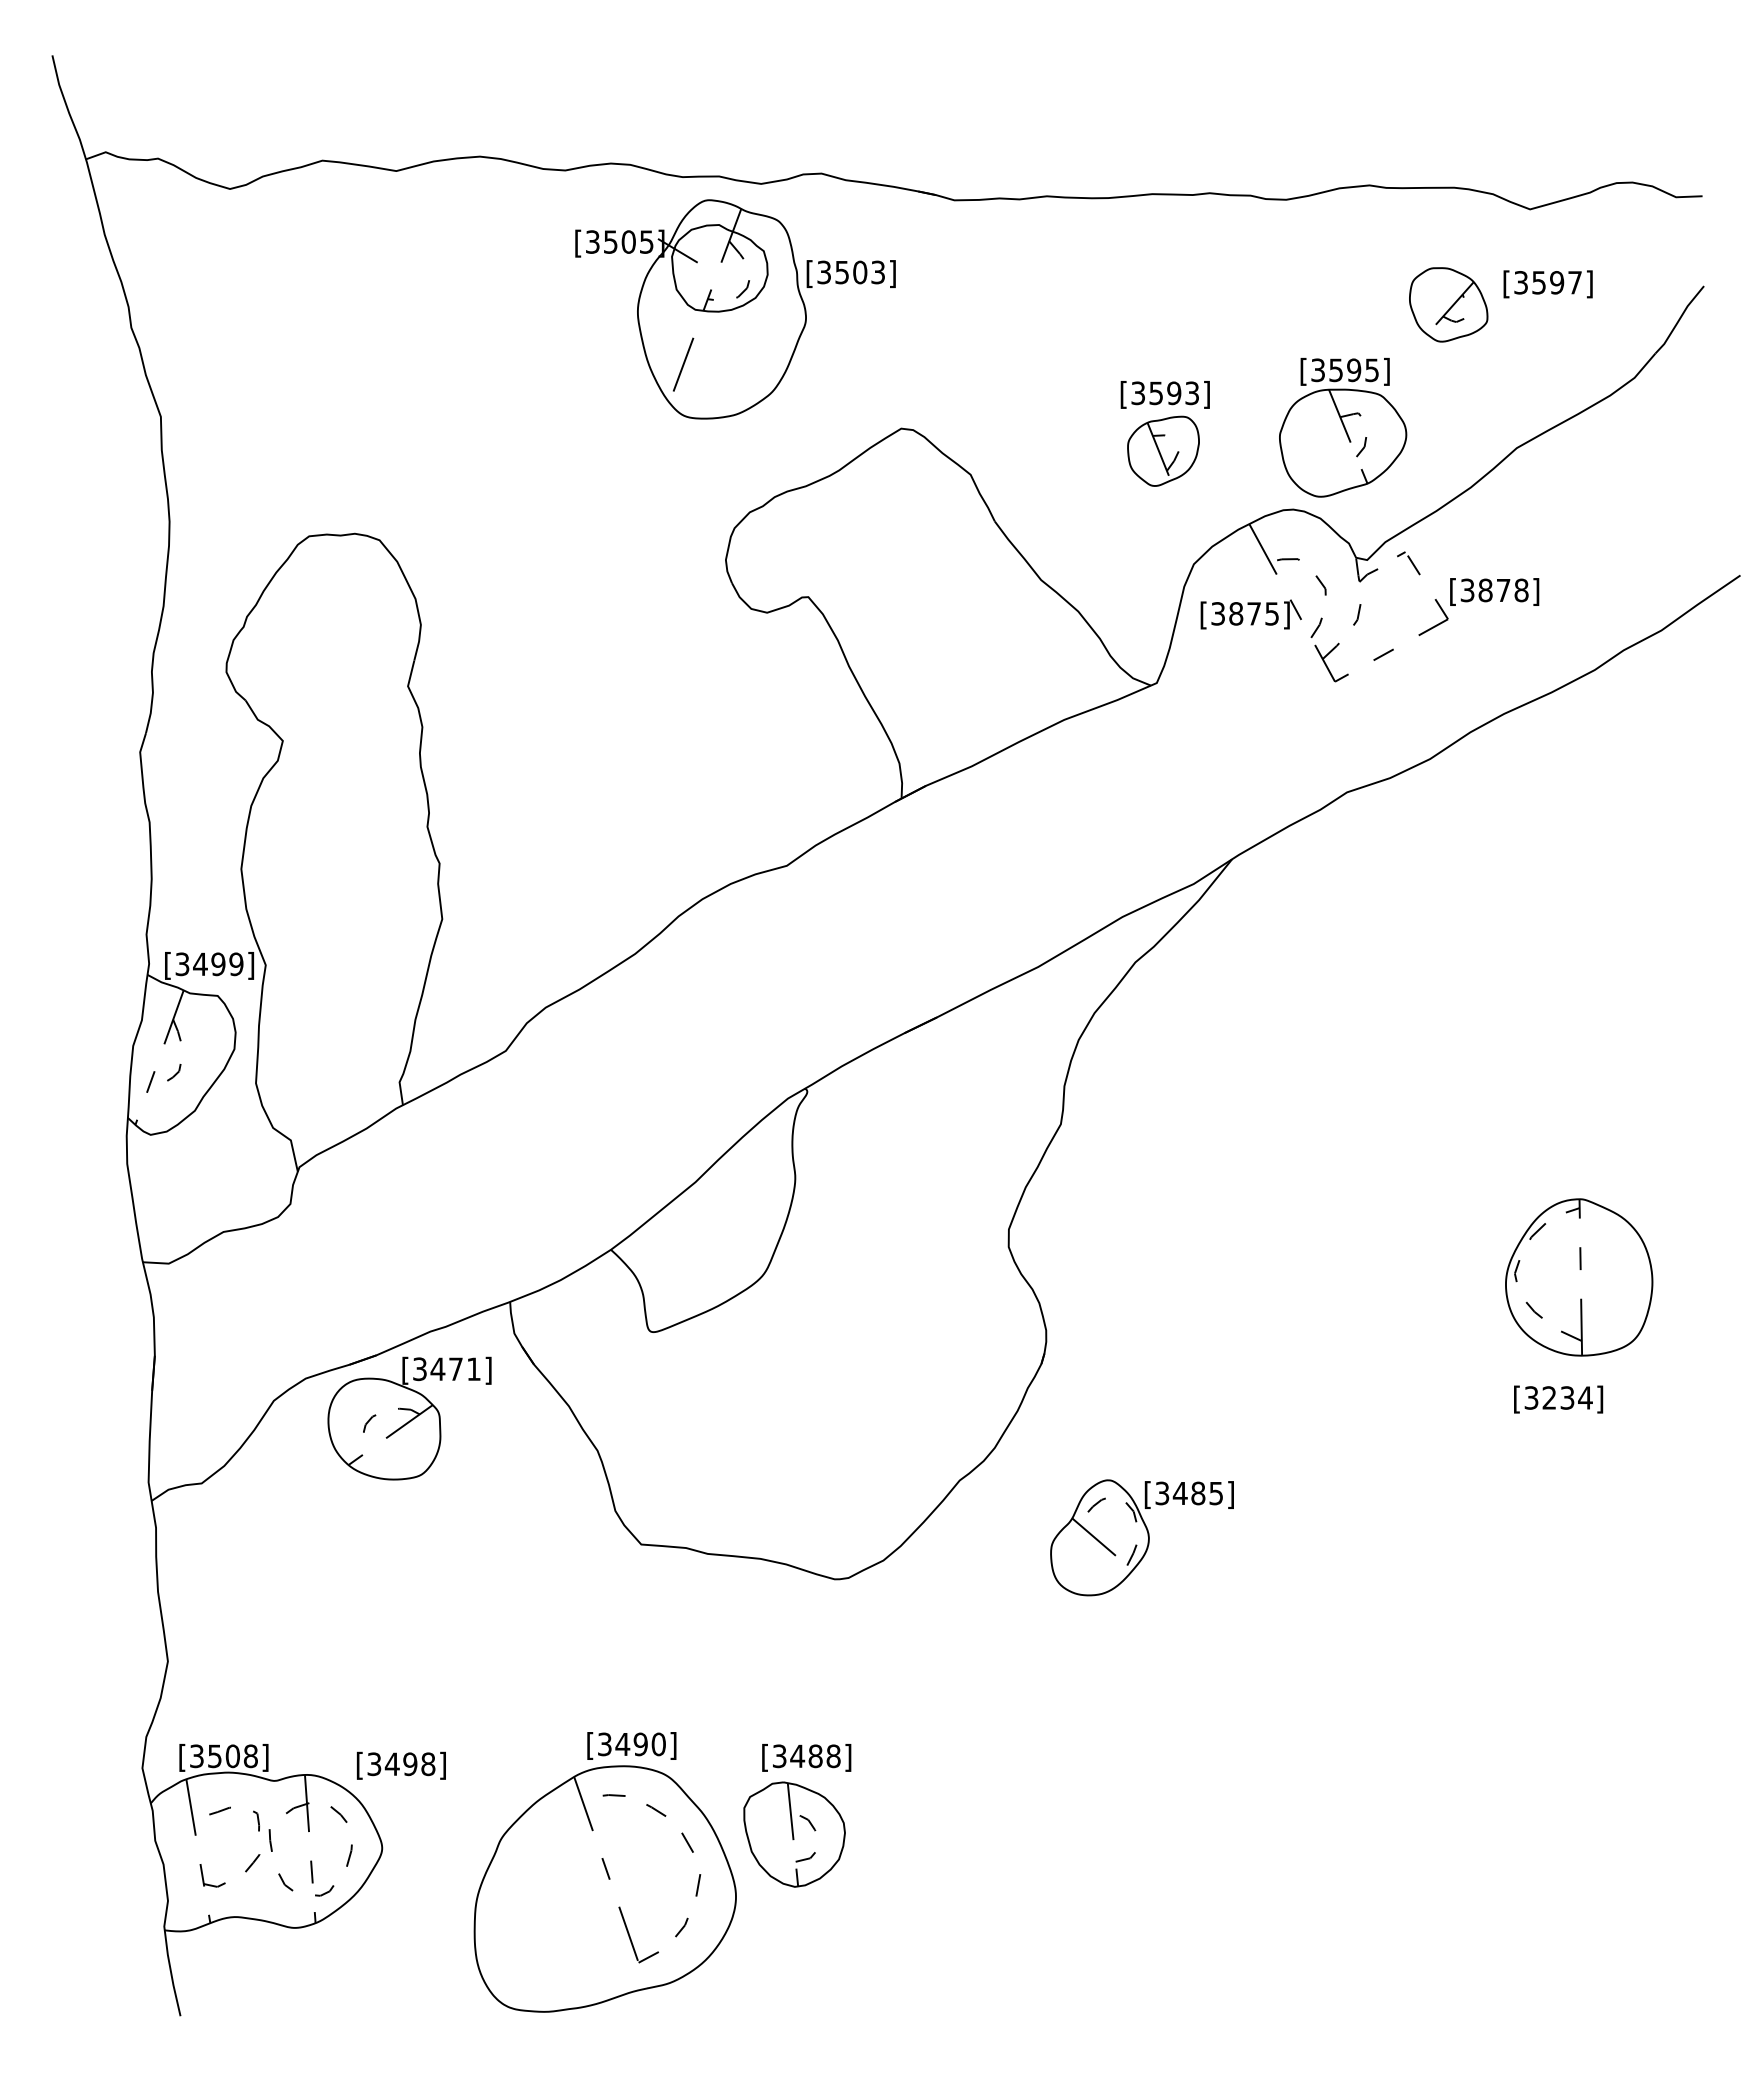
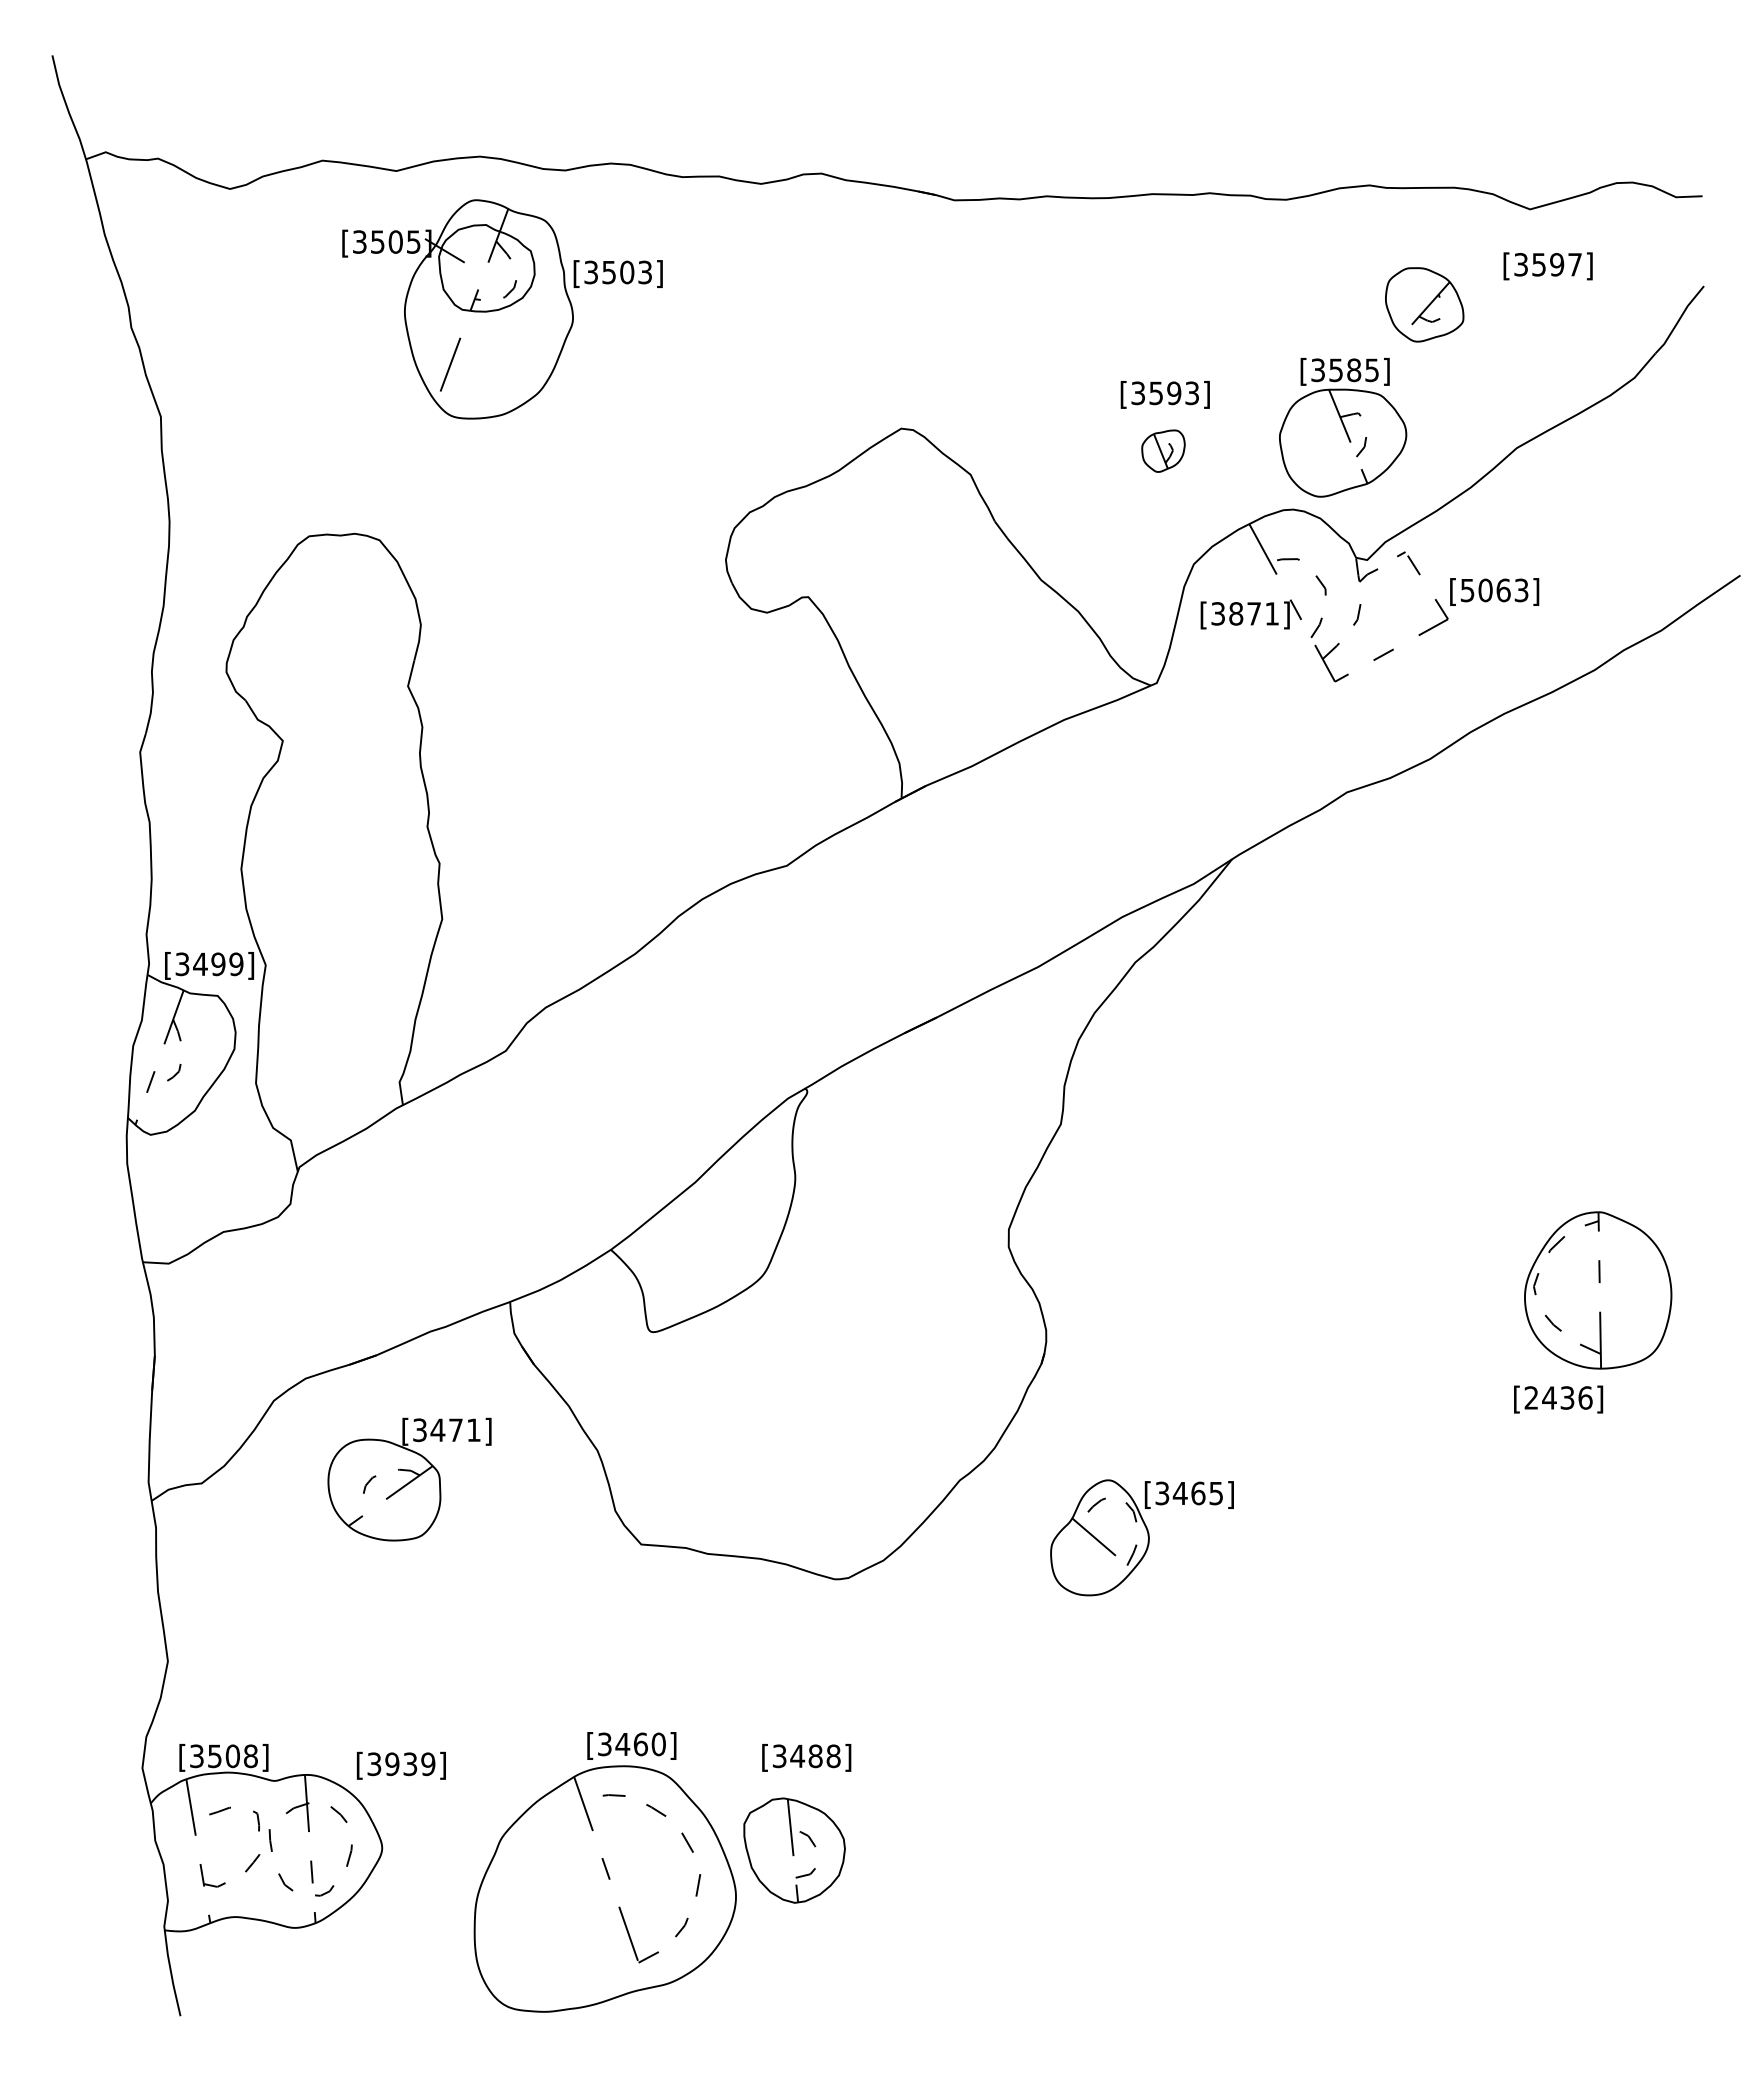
text position: (1547, 284) -> (1547, 266) (1547, 266)
part position: (1448, 304) -> (1424, 304) (1424, 304)
part position: (735, 309) -> (502, 309) (502, 309)
text: [3595] -> [3585] (1354, 370)
part size: 73x72 px -> 45x44 px (1163, 450)
text: [3878] -> [5063] (1494, 590)
text: [3875] -> [3871] (1271, 613)
part position: (1579, 1277) -> (1598, 1290) (1598, 1290)
text: [3234] -> [2436] (1558, 1397)
part position: (409, 1418) -> (409, 1479) (409, 1479)
text: [3485] -> [3465] (1198, 1493)
text: [3490] -> [3460] (640, 1744)
text: [3498] -> [3939] (409, 1764)
part position: (794, 1834) -> (794, 1850) (794, 1850)
